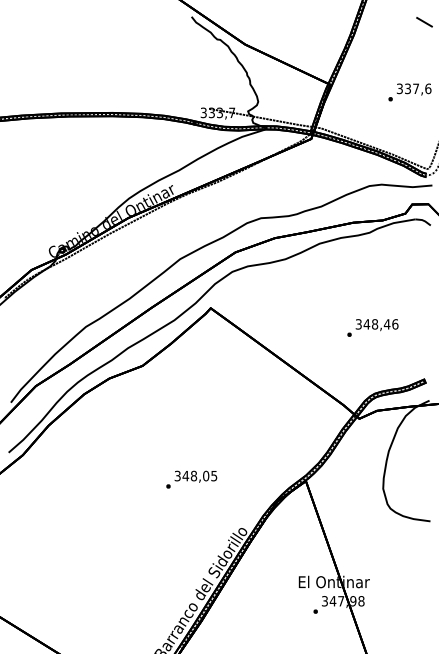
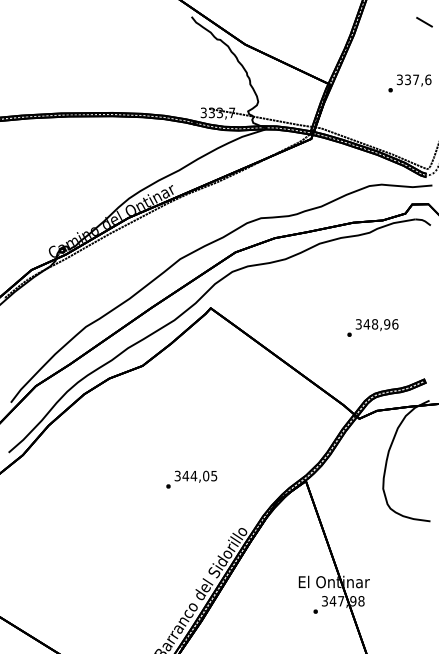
text position: (409, 92) -> (409, 83) (409, 83)
text: 348,46 -> 348,96 (386, 324)
text: 348,05 -> 344,05 (193, 475)
